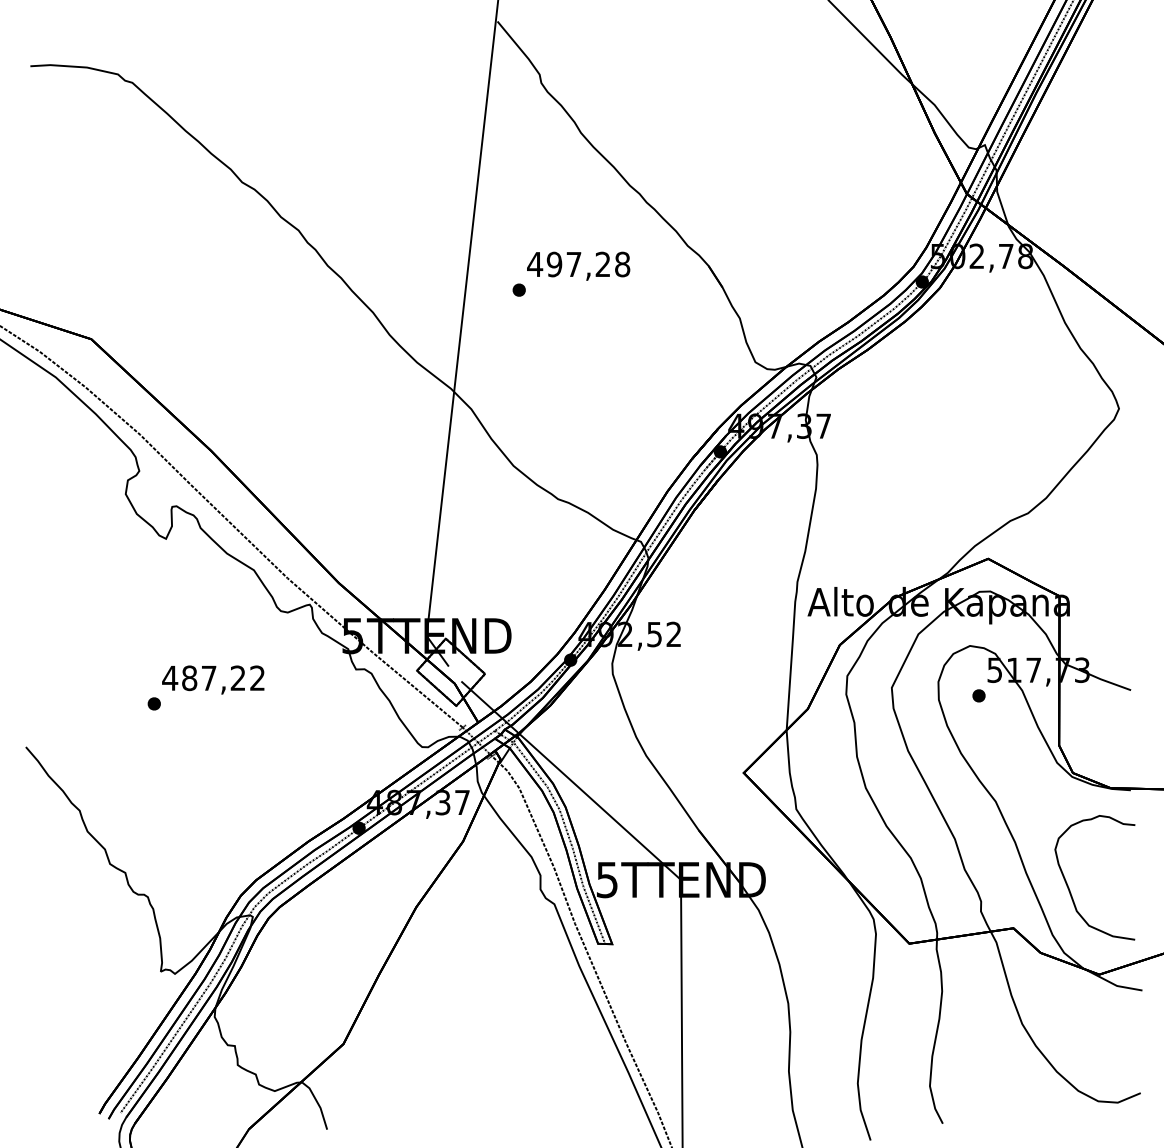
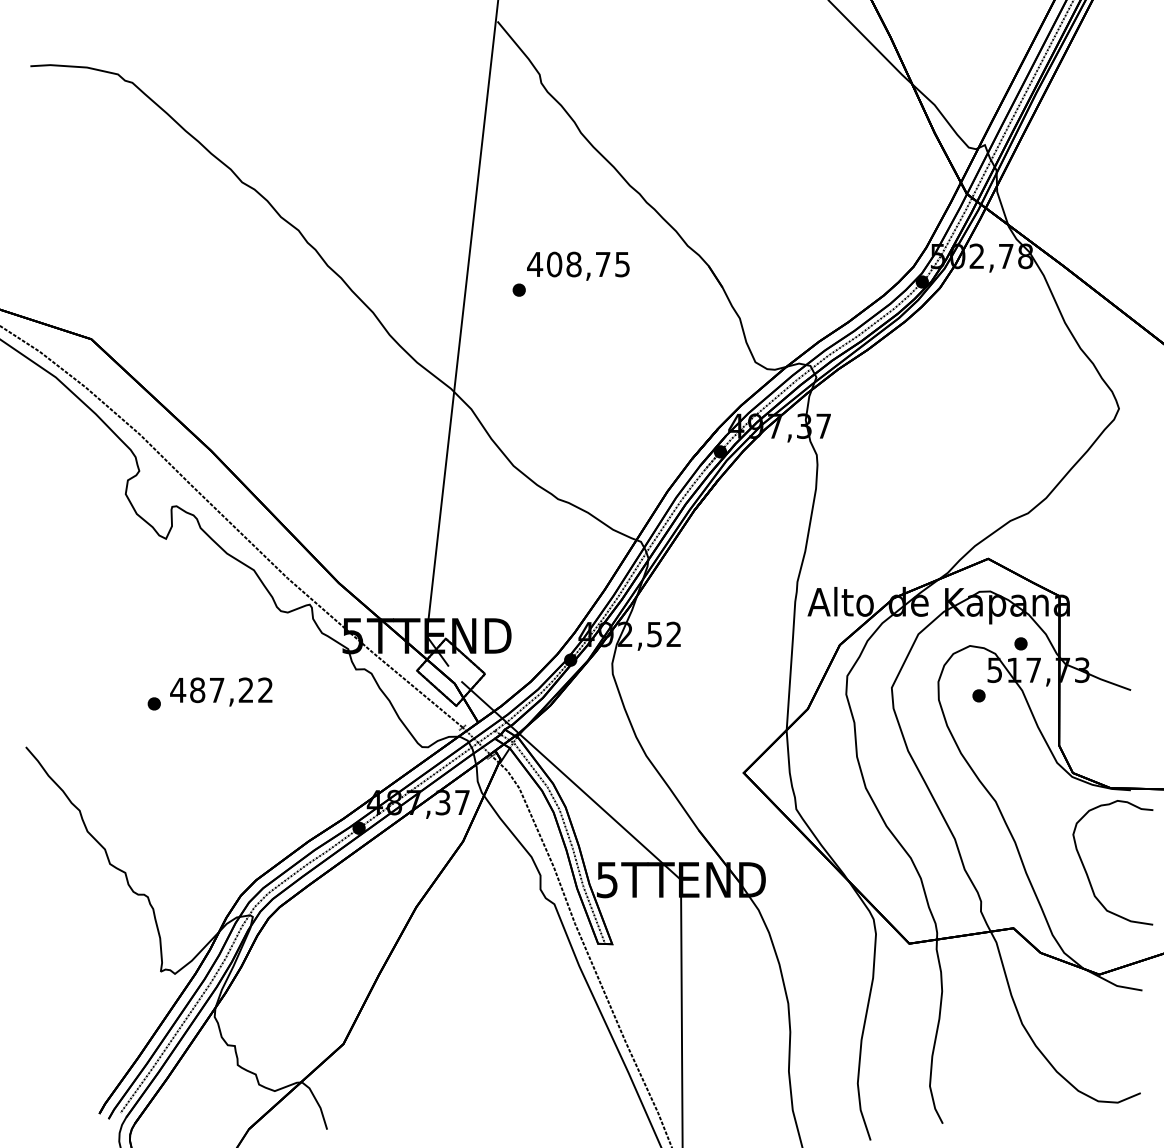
text: 497,28 -> 408,75 (588, 264)
part: none -> present (1020, 643)
text position: (213, 679) -> (221, 691) (221, 691)
curve position: (1069, 887) -> (1087, 872) (1087, 872)
